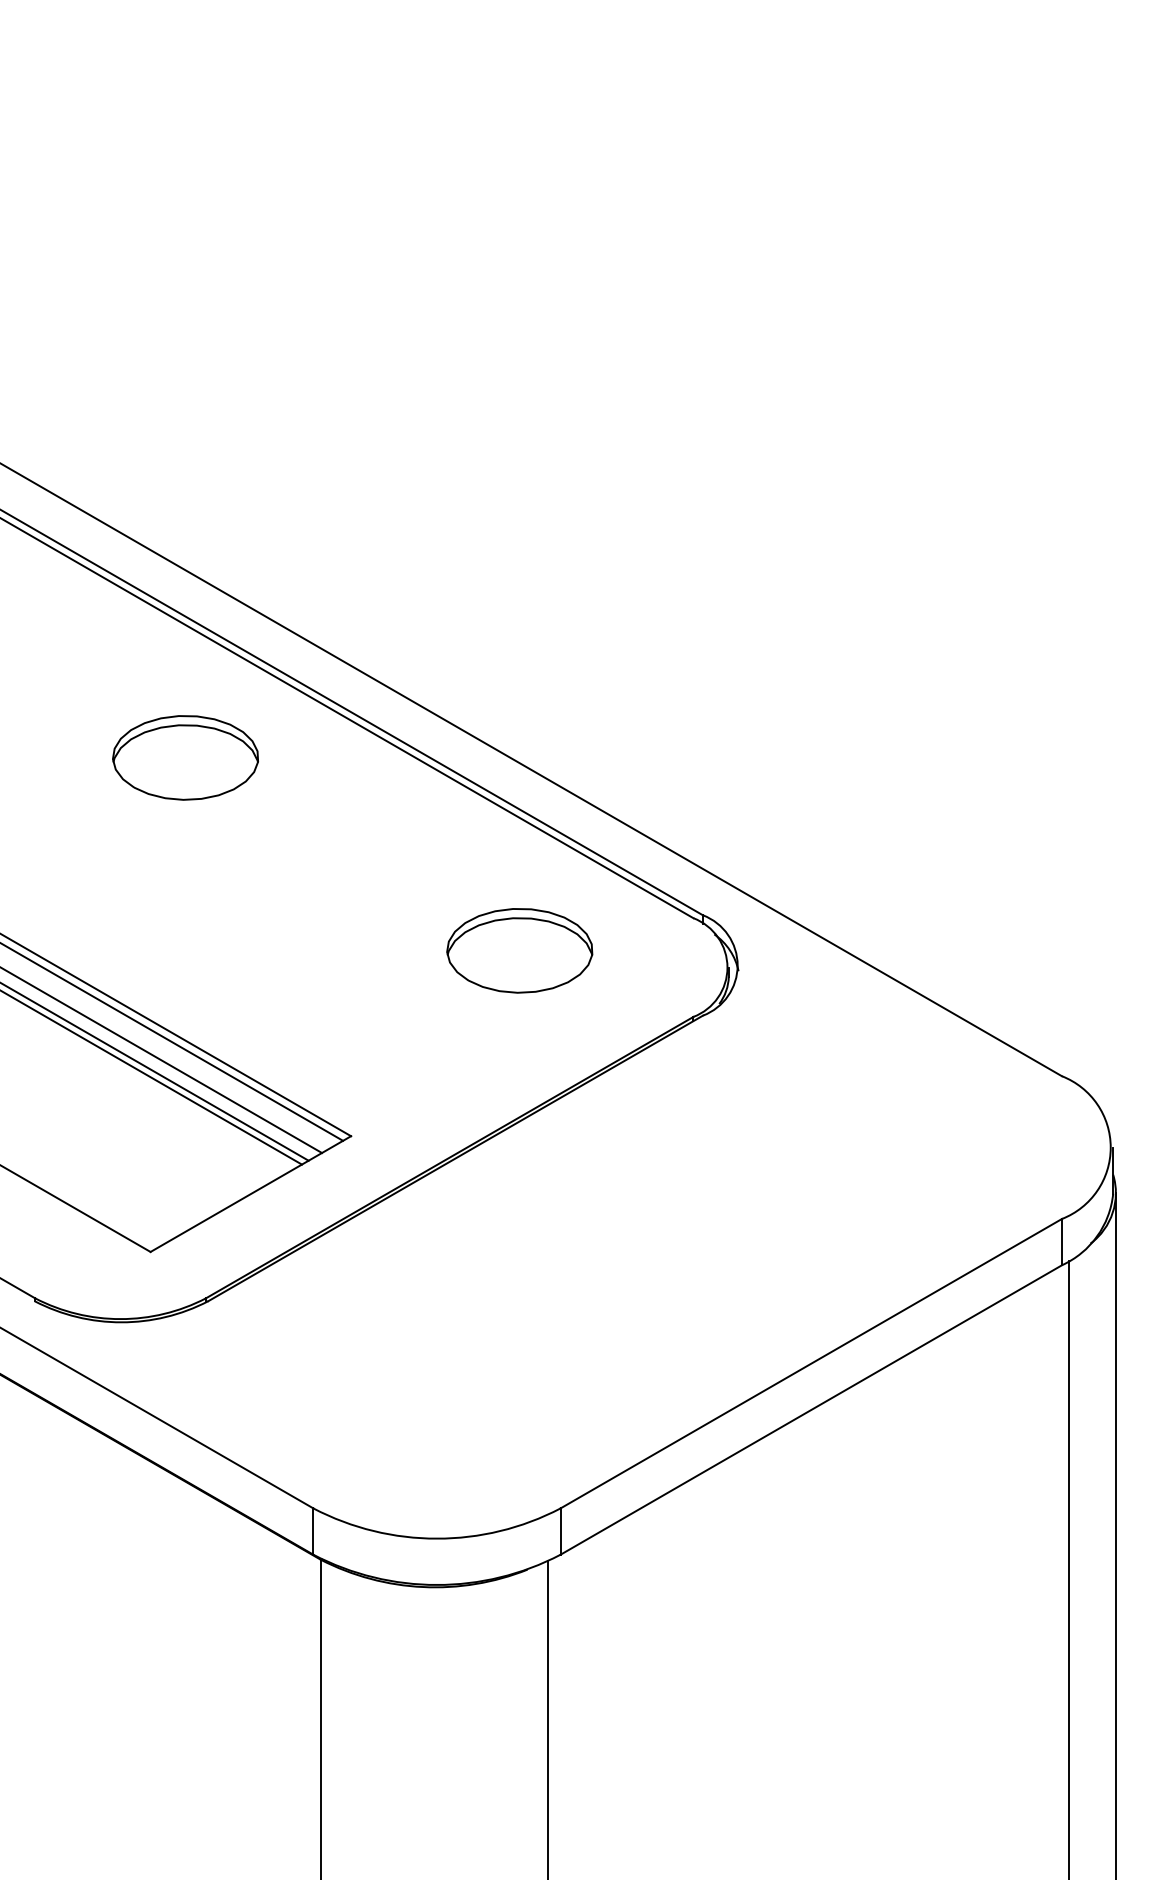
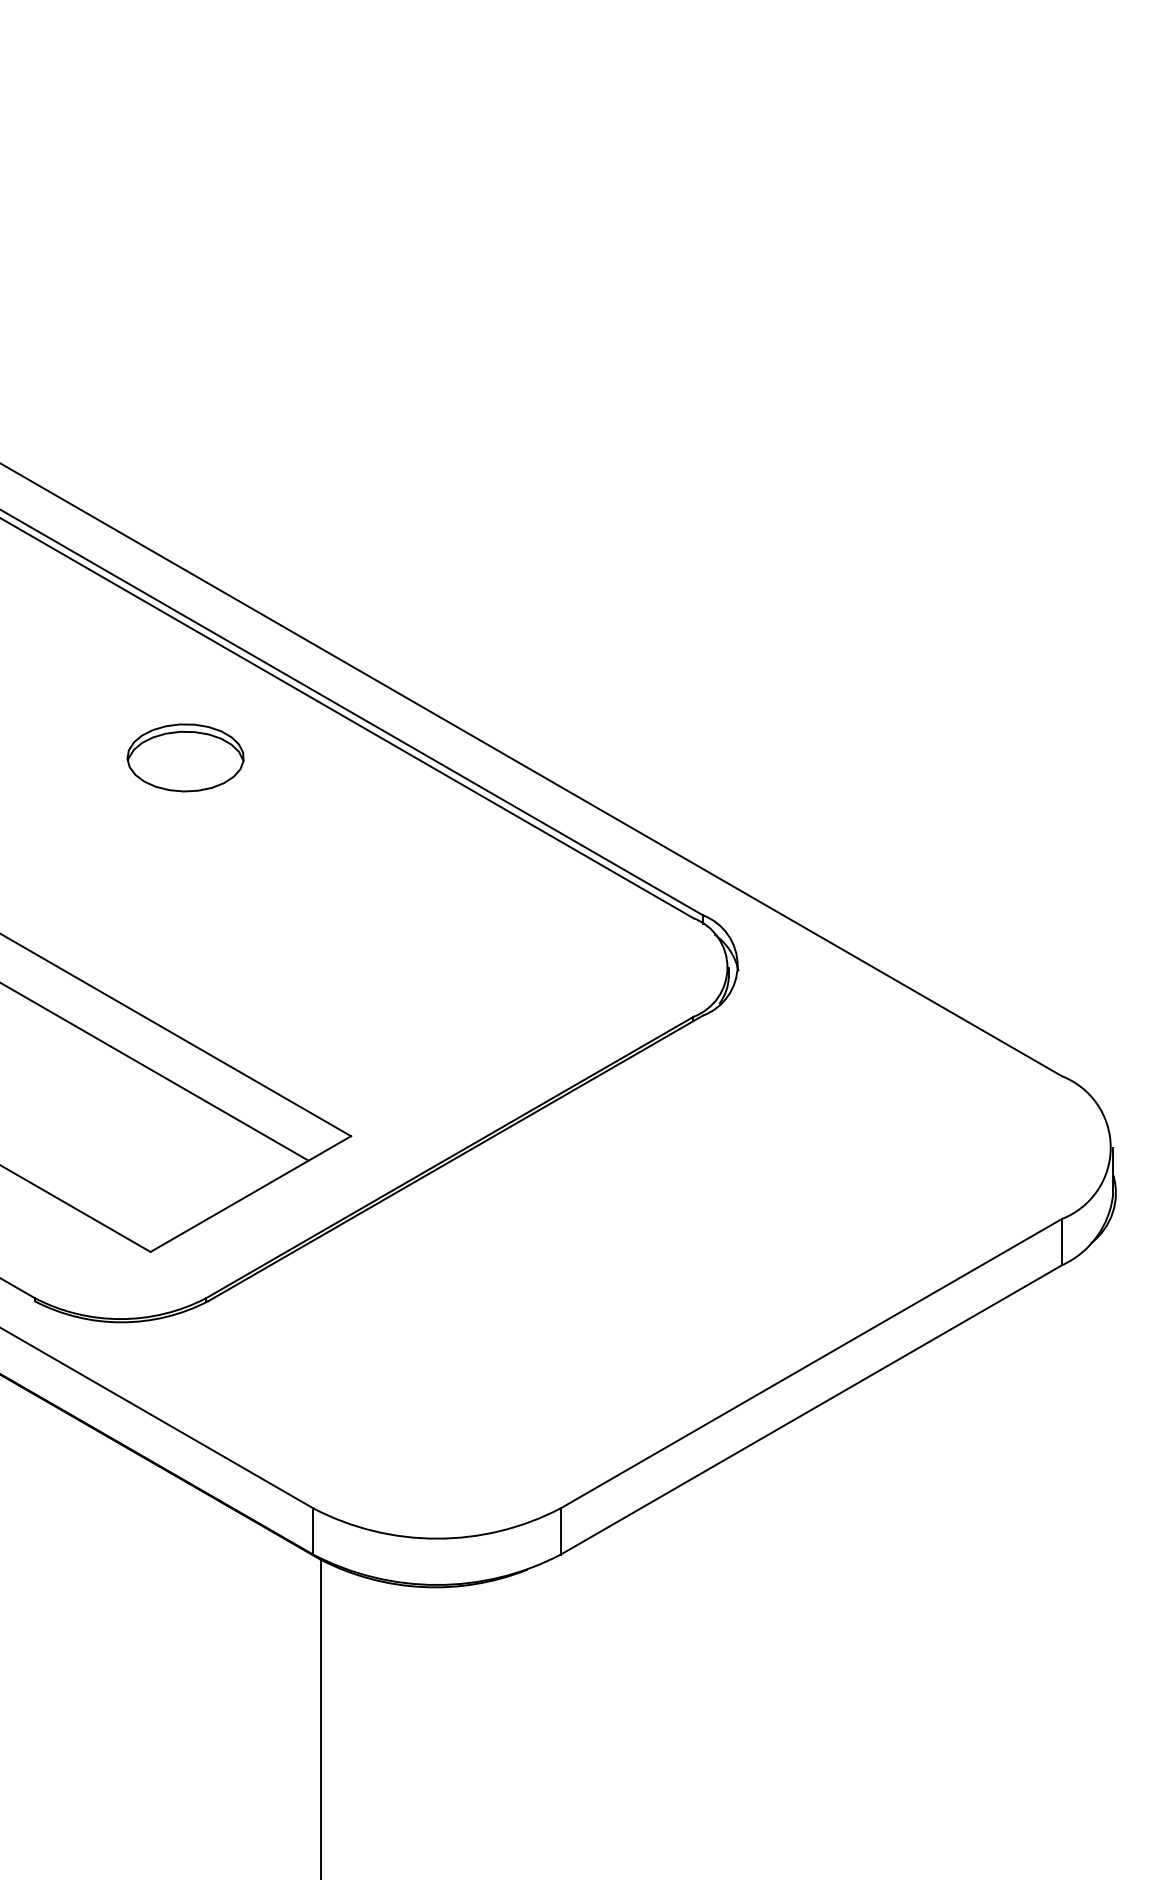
part size: 147x86 px -> 119x70 px (185, 757)
part: present -> none (519, 950)
line: present -> none (172, 1042)
line: present -> none (162, 1060)
line: present -> none (151, 1077)
line: present -> none (1116, 1534)
line: present -> none (1069, 1568)
line: present -> none (547, 1718)
